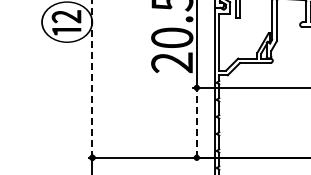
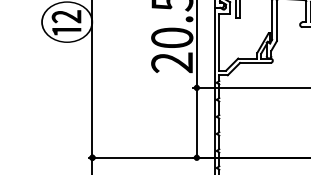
line: dashed -> solid (92, 78)
line: dashed -> solid (196, 122)
